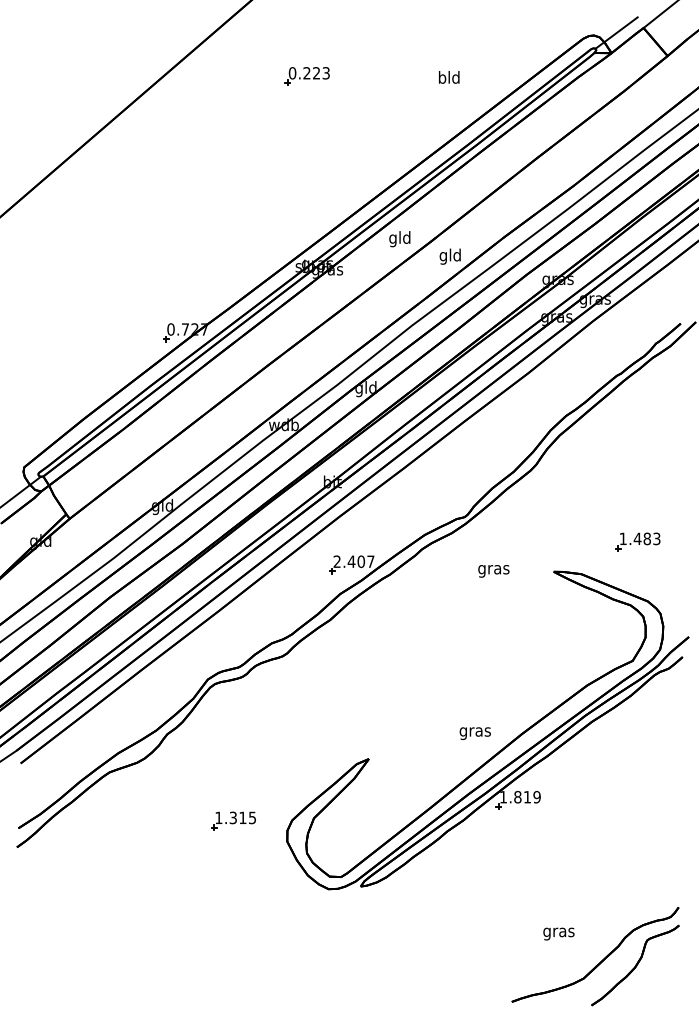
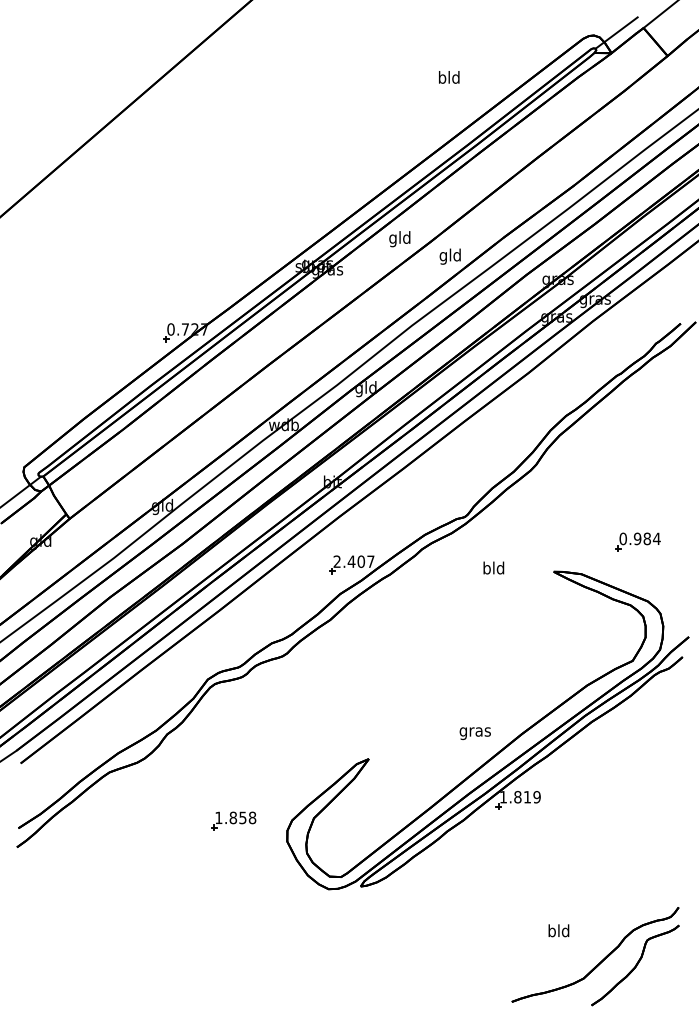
part: present -> none (306, 76)
text: 1.483 -> 0.984 (639, 538)
text: gras -> bld (493, 569)
text: 1.315 -> 1.858 (242, 817)
text: gras -> bld (558, 932)
